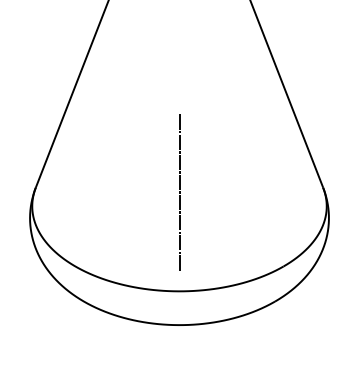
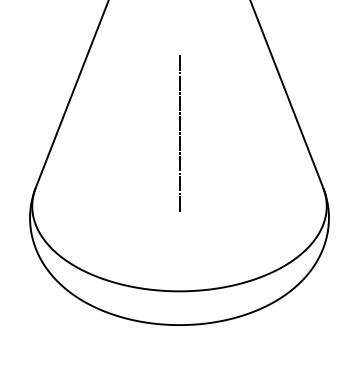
line position: (179, 192) -> (179, 133) (179, 133)
